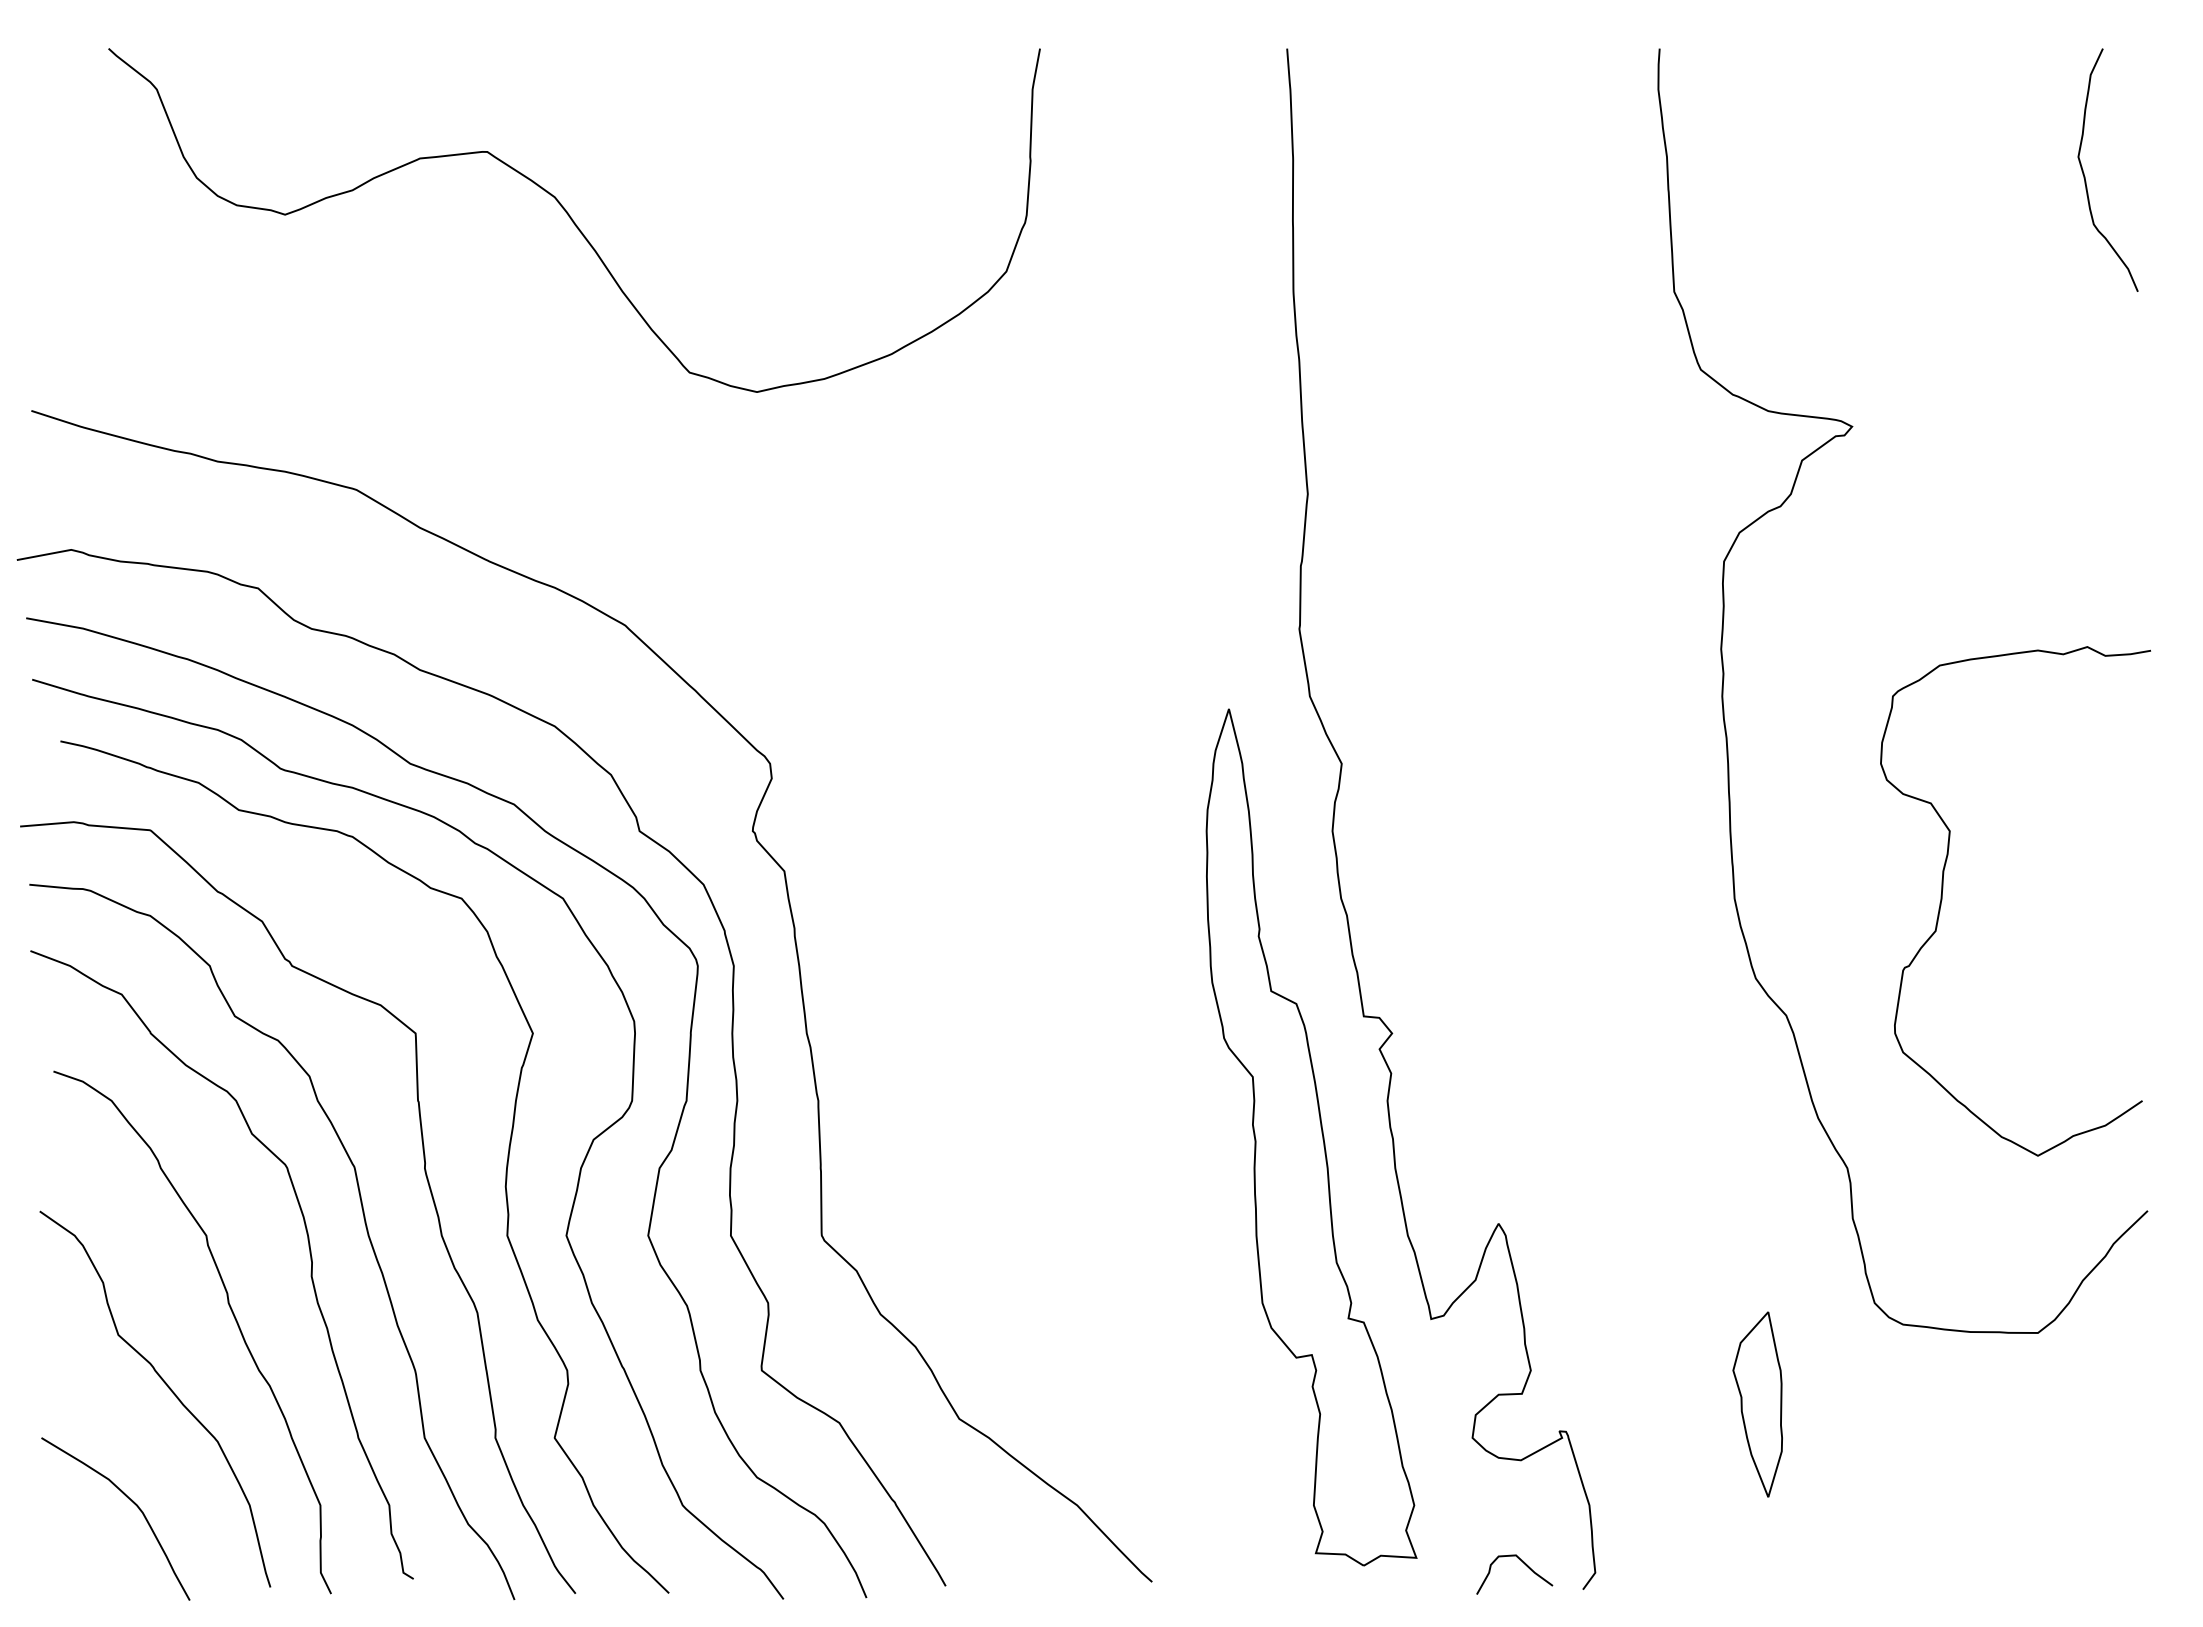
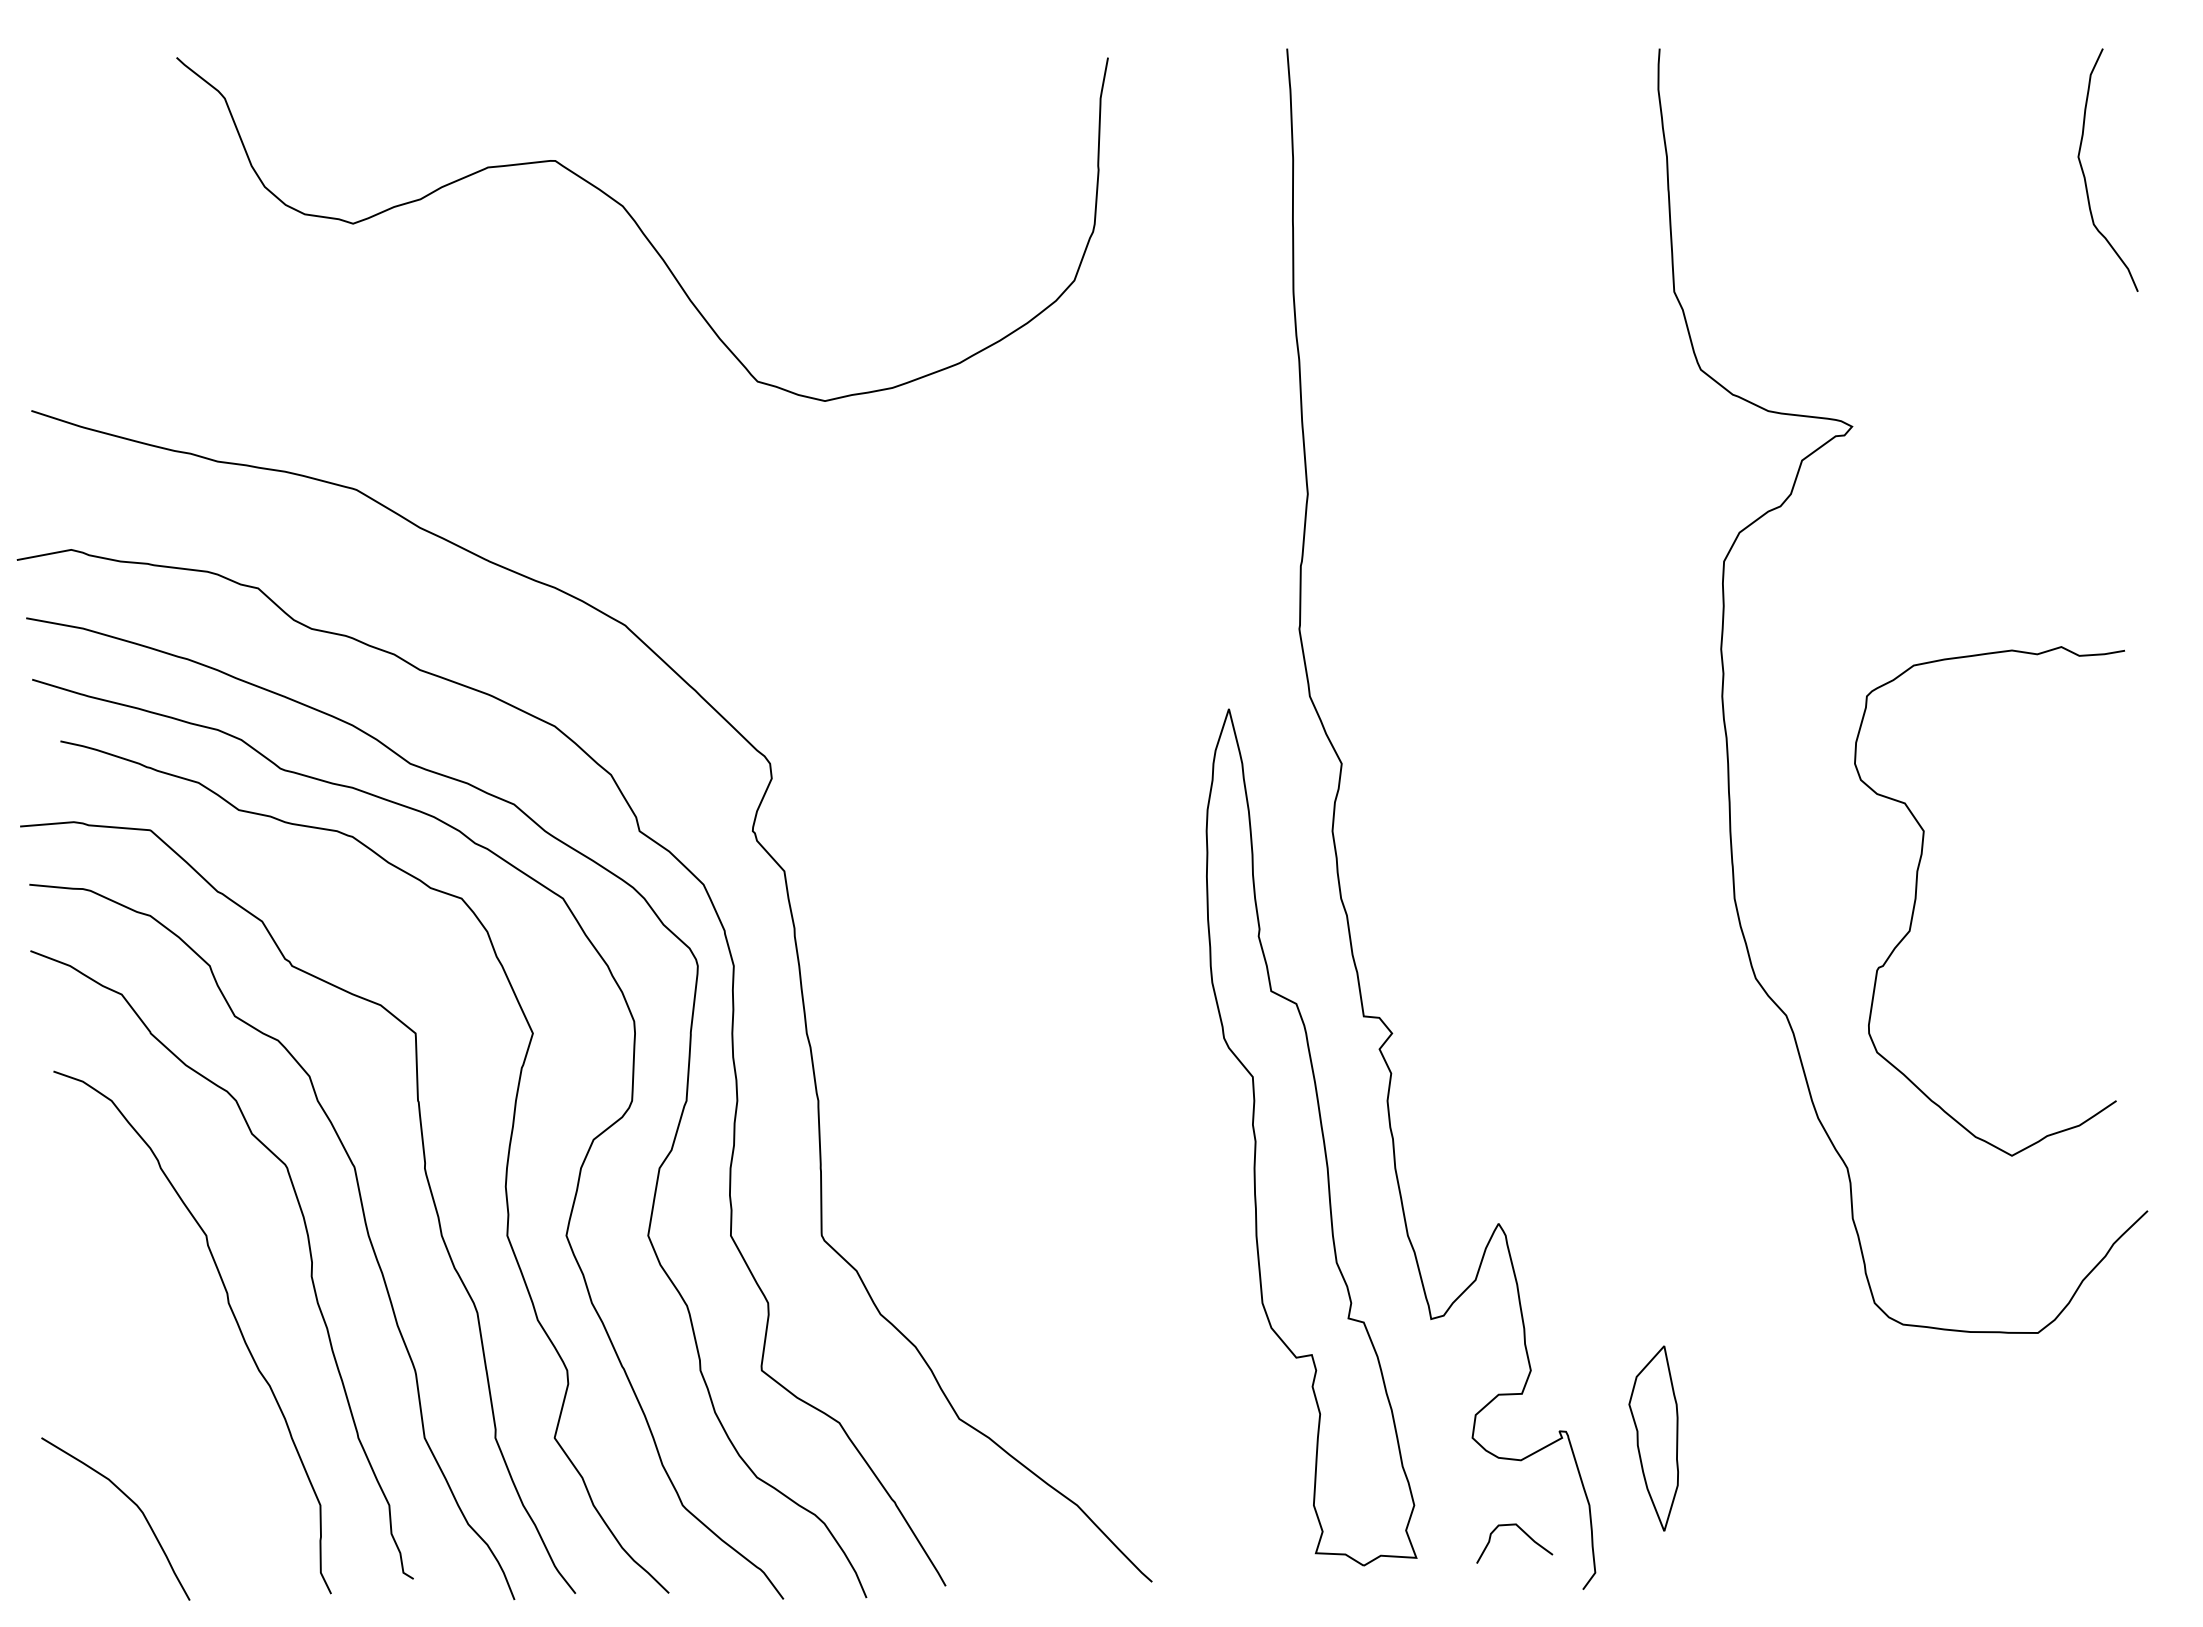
curve position: (573, 220) -> (641, 229) (641, 229)
curve position: (1943, 889) -> (1917, 889) (1917, 889)
curve: present -> none (167, 1387)
part position: (1757, 1404) -> (1653, 1438) (1653, 1438)
curve position: (1524, 1564) -> (1524, 1533) (1524, 1533)
